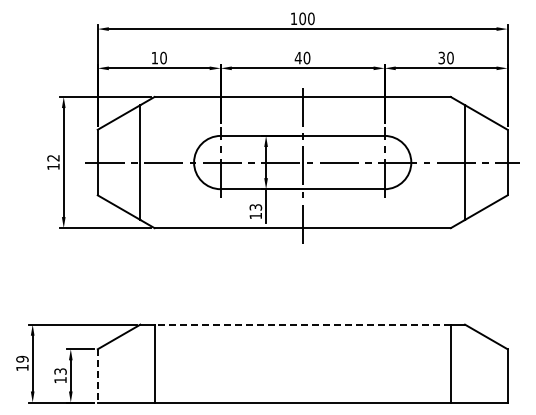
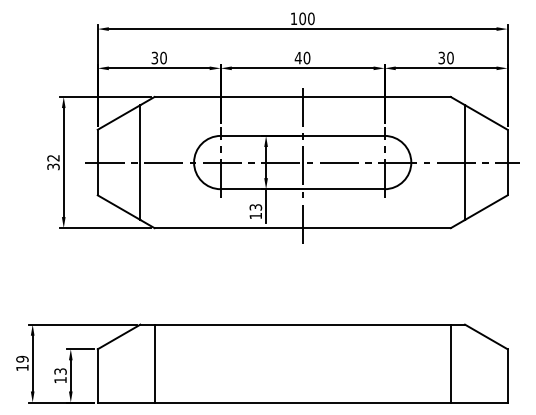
text: 10 -> 30 (154, 57)
text: 12 -> 32 (53, 166)
line: dashed -> solid (302, 324)
line: dashed -> solid (97, 375)
